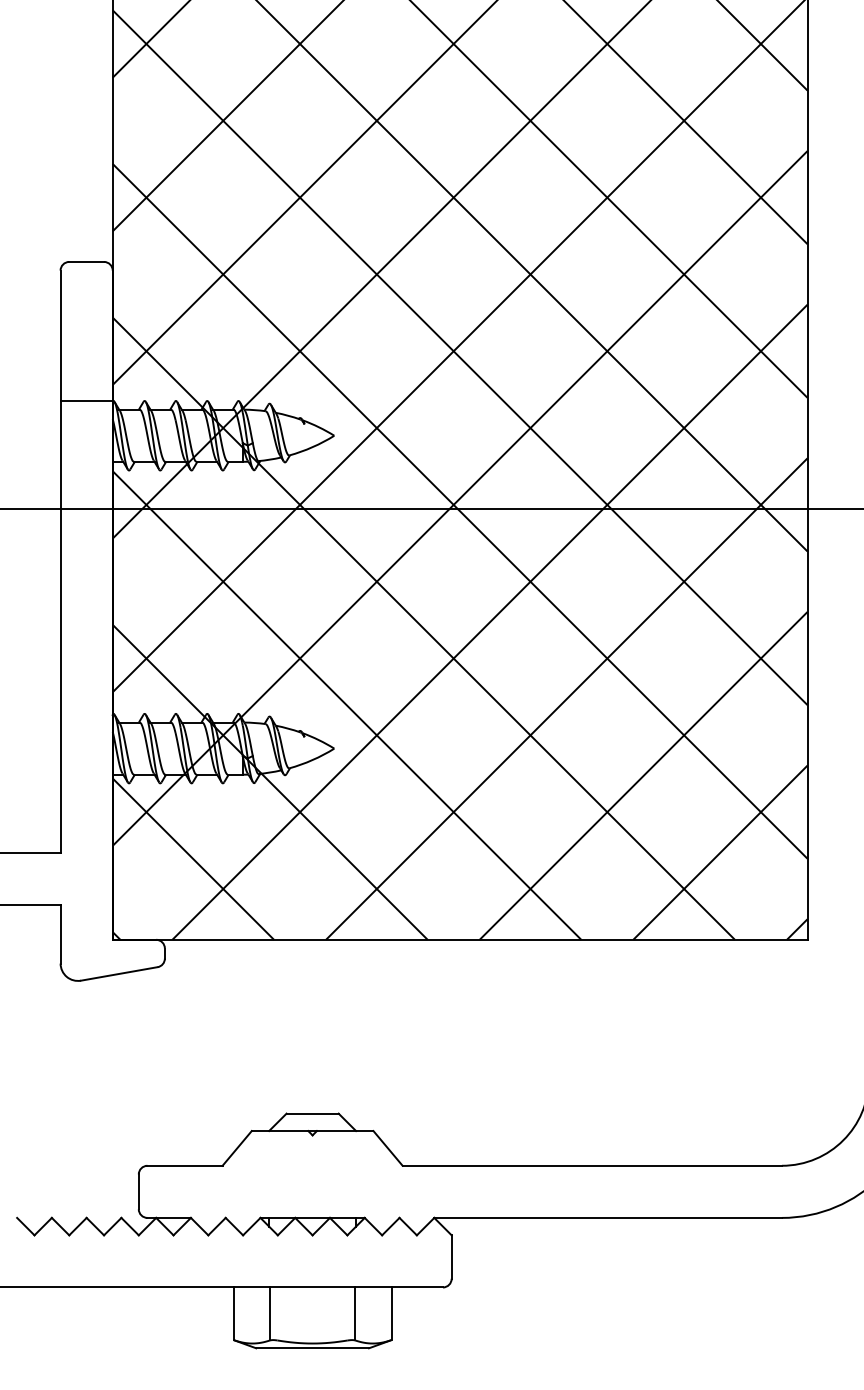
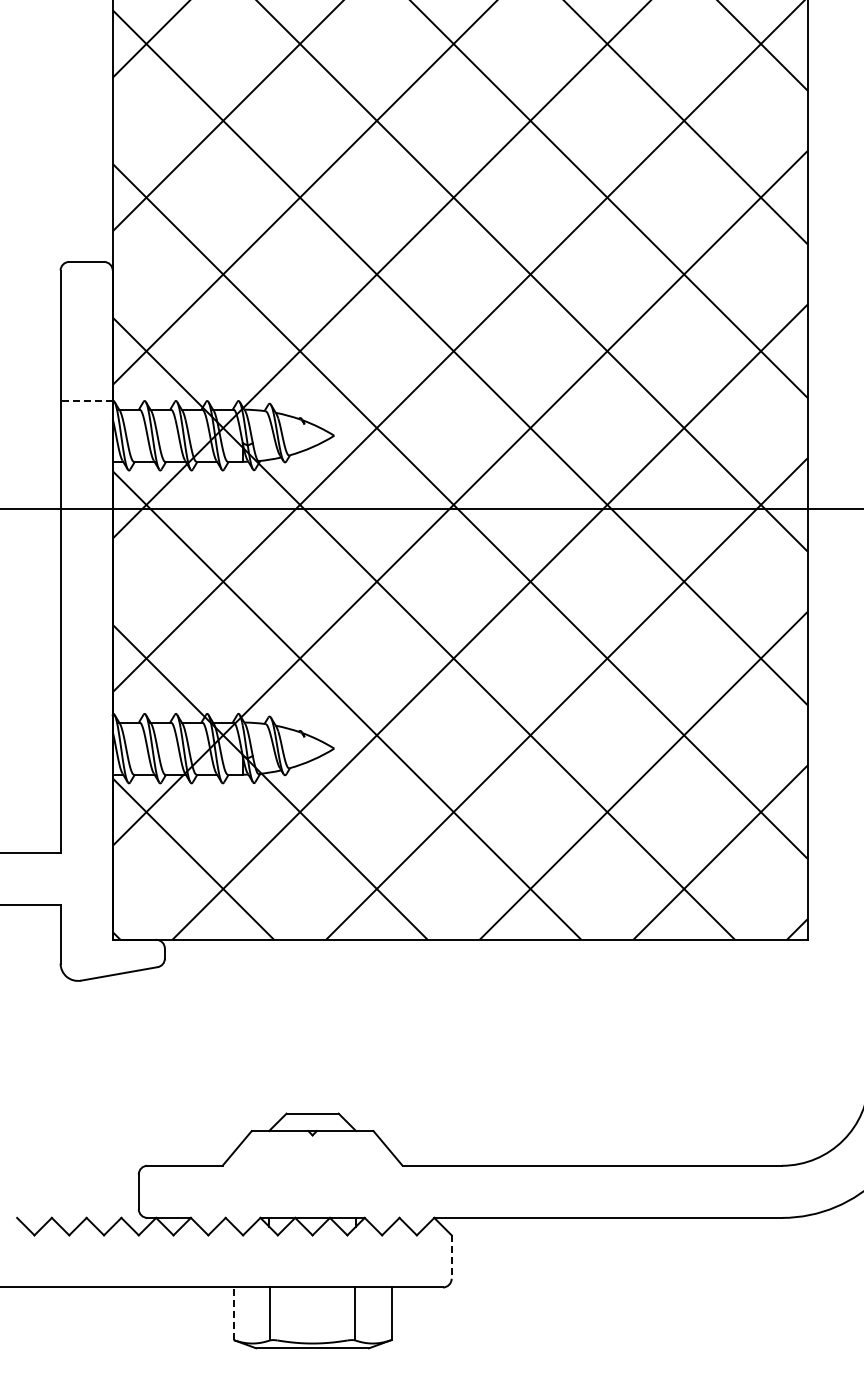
line: solid -> dashed (86, 400)
line: solid -> dashed (451, 1257)
line: solid -> dashed (233, 1313)
